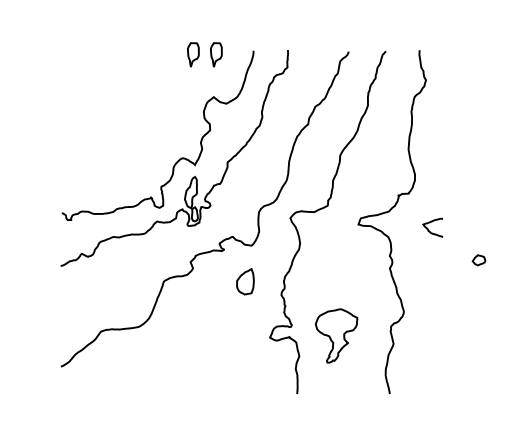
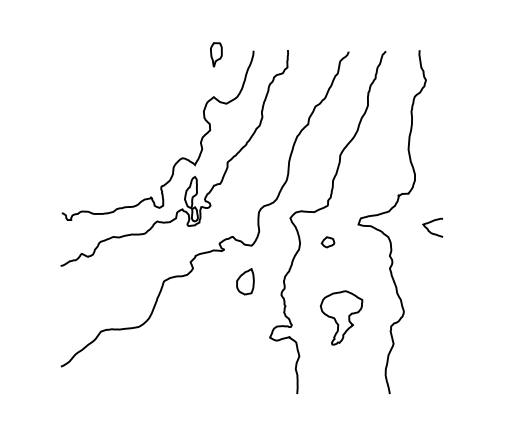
part: present -> none (193, 54)
part position: (478, 260) -> (327, 242) (327, 242)
part position: (336, 335) -> (341, 317) (341, 317)
